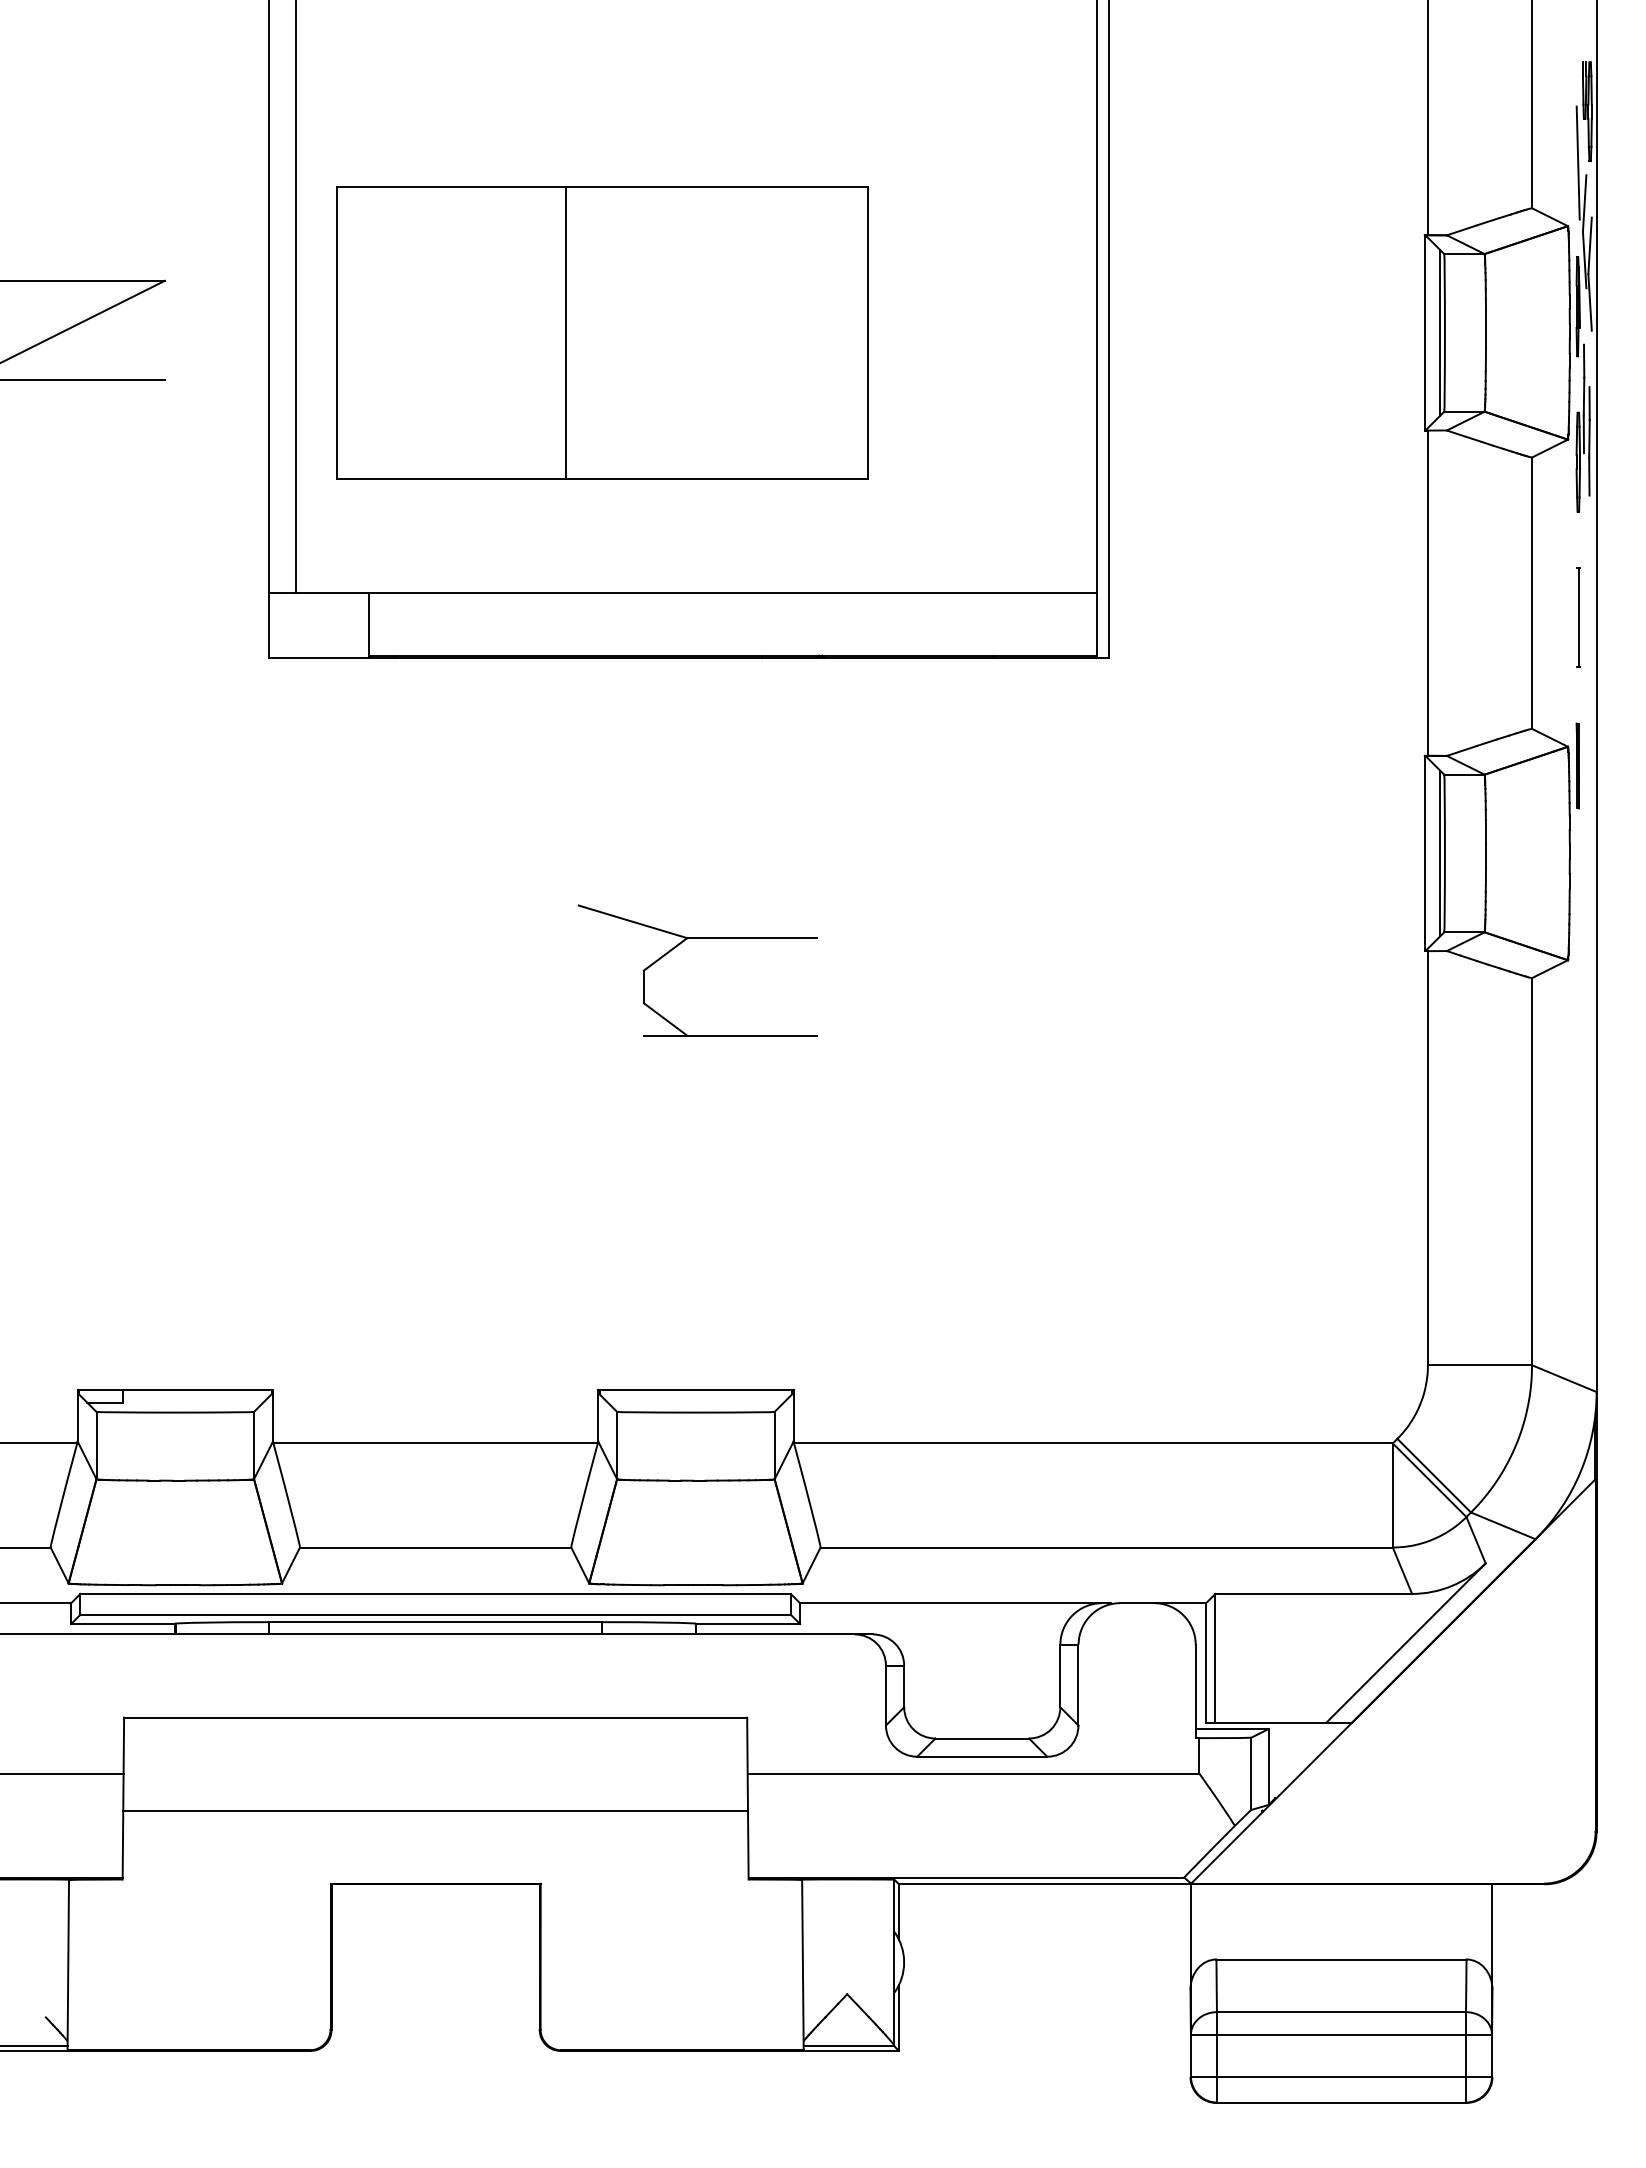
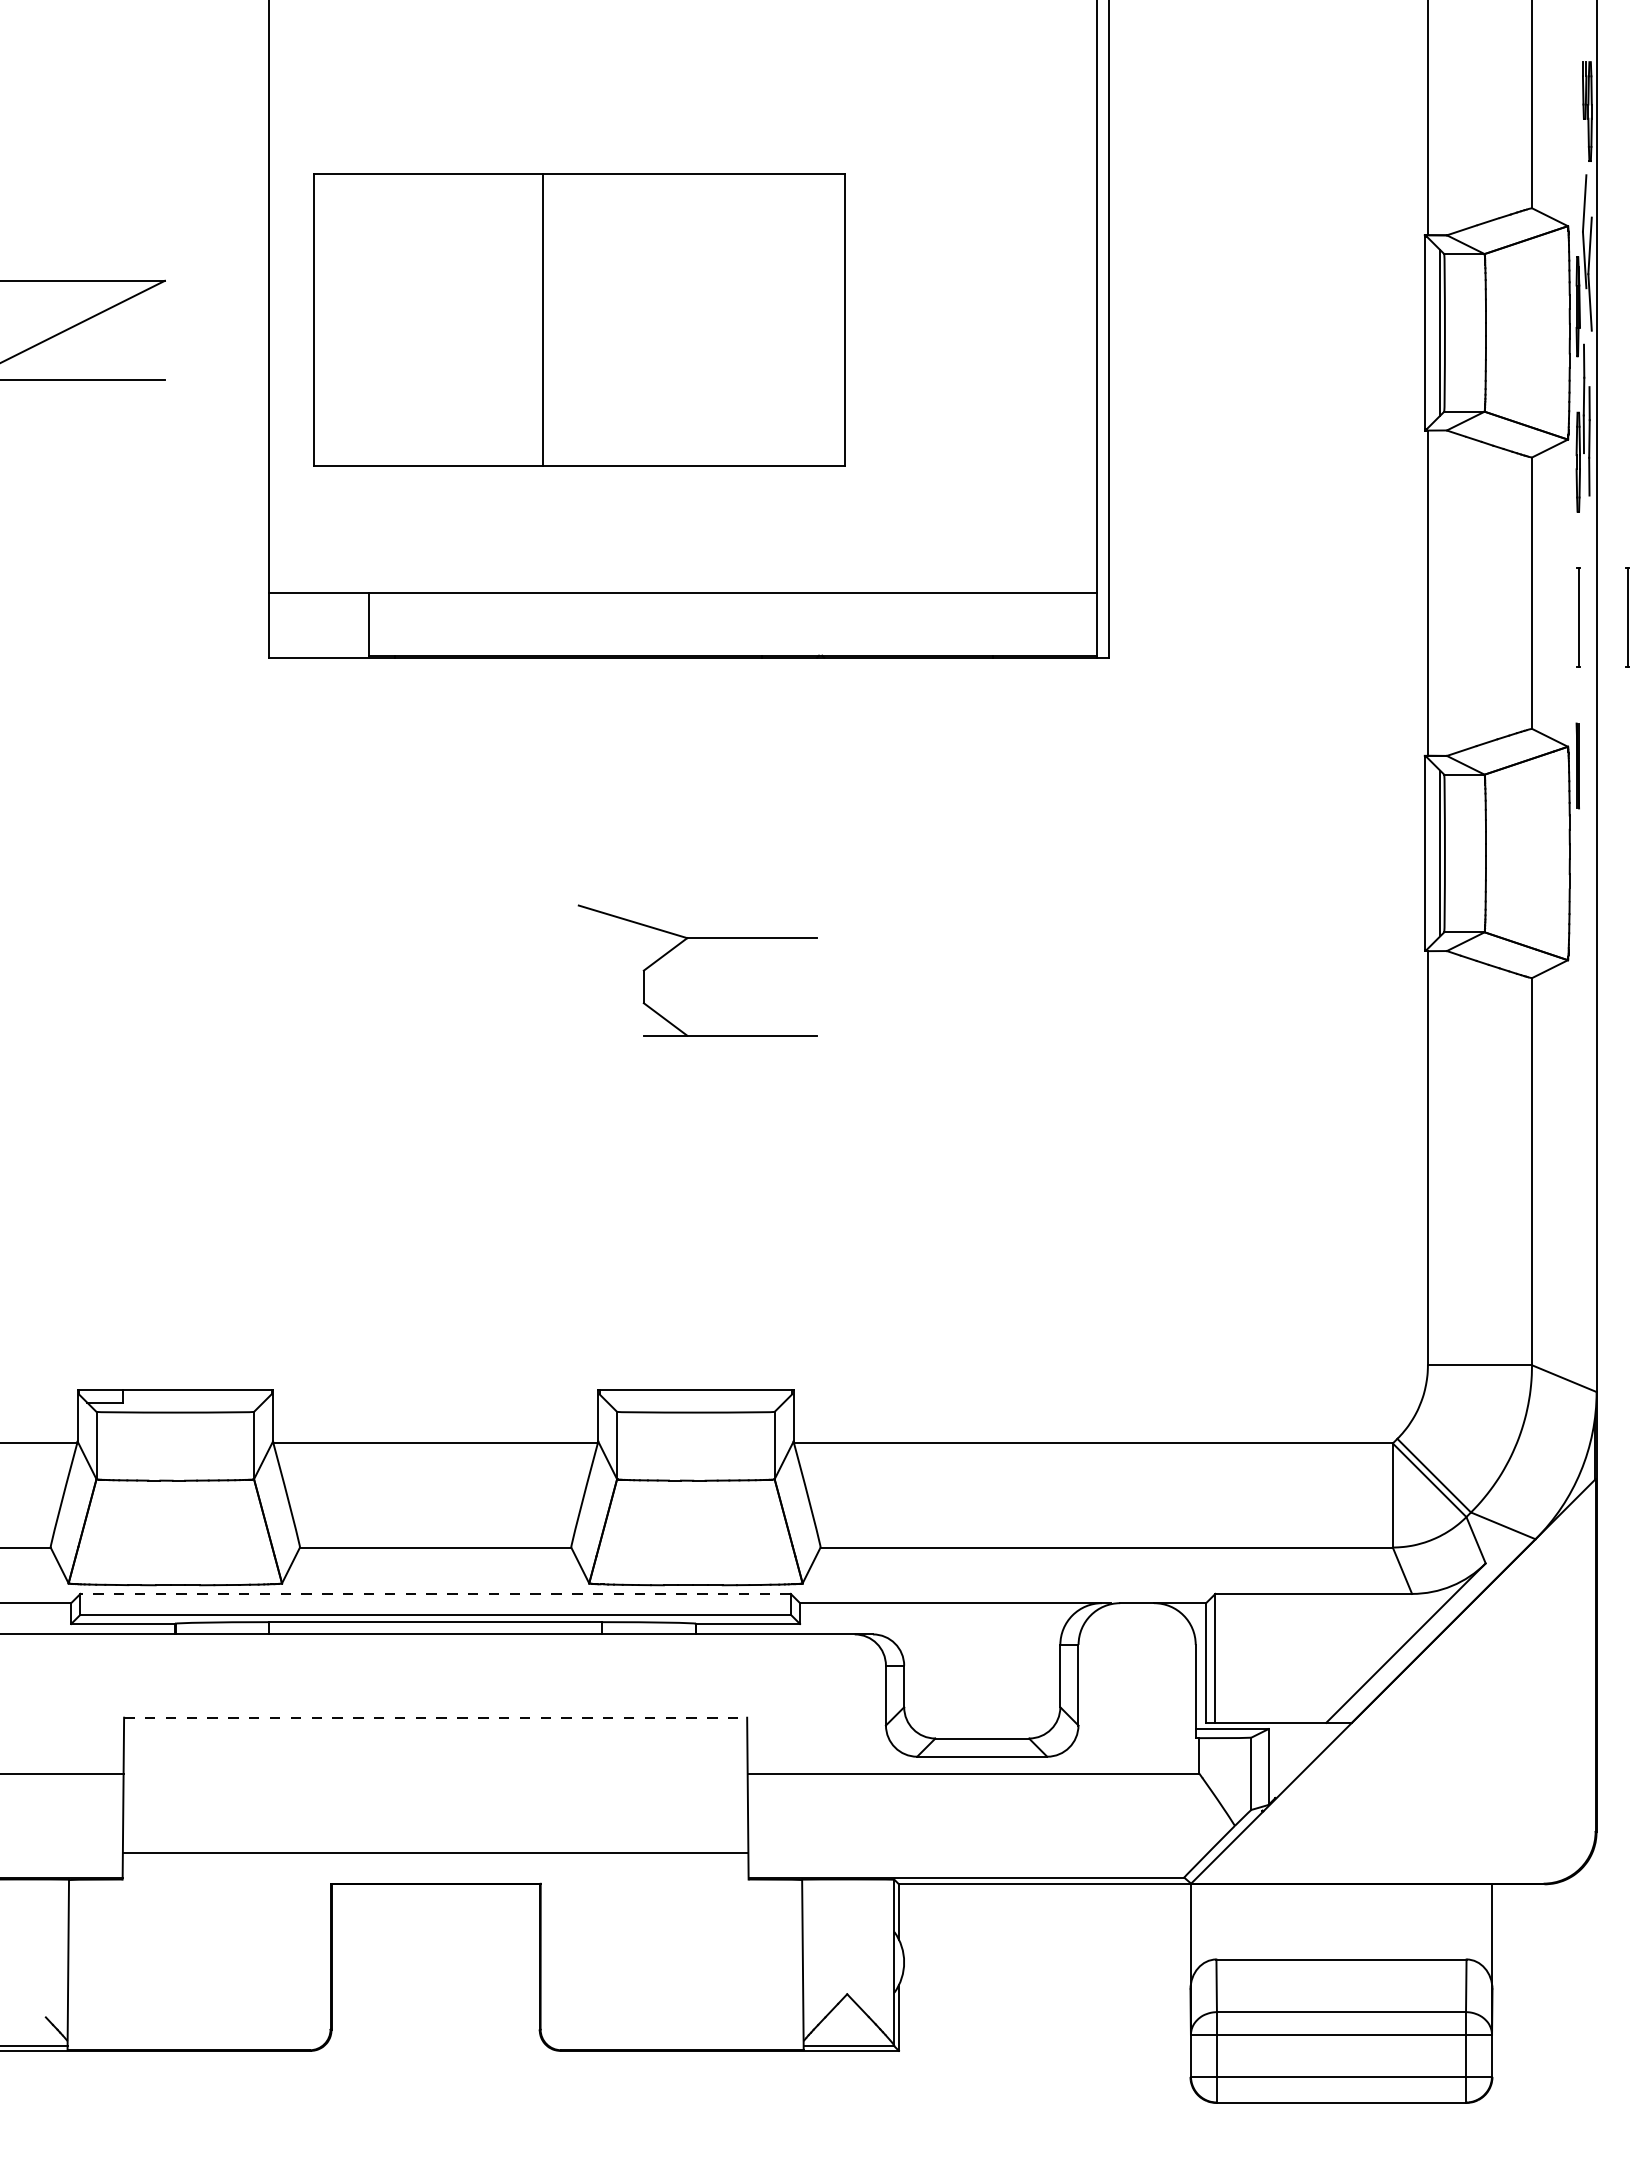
line: present -> none (1577, 162)
line: present -> none (295, 297)
part position: (602, 332) -> (579, 319) (579, 319)
part: none -> present (1627, 617)
line: solid -> dashed (435, 1593)
line: solid -> dashed (435, 1717)
line position: (435, 1811) -> (435, 1853) (435, 1853)
